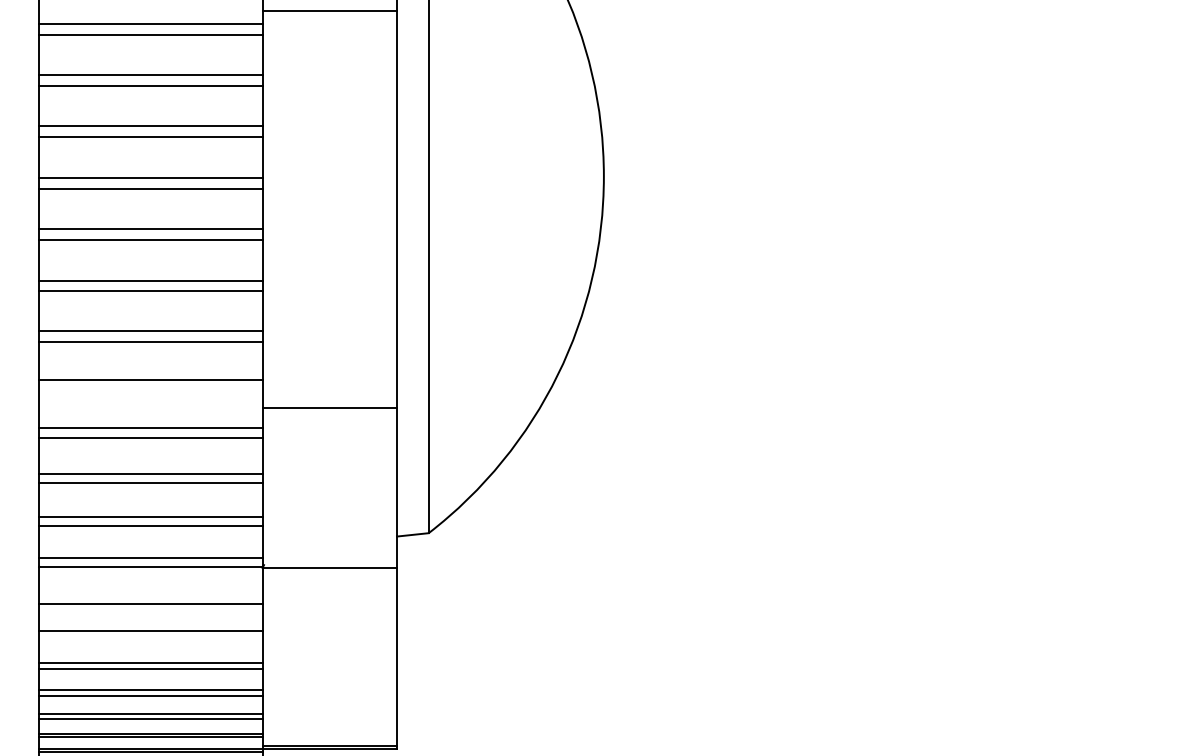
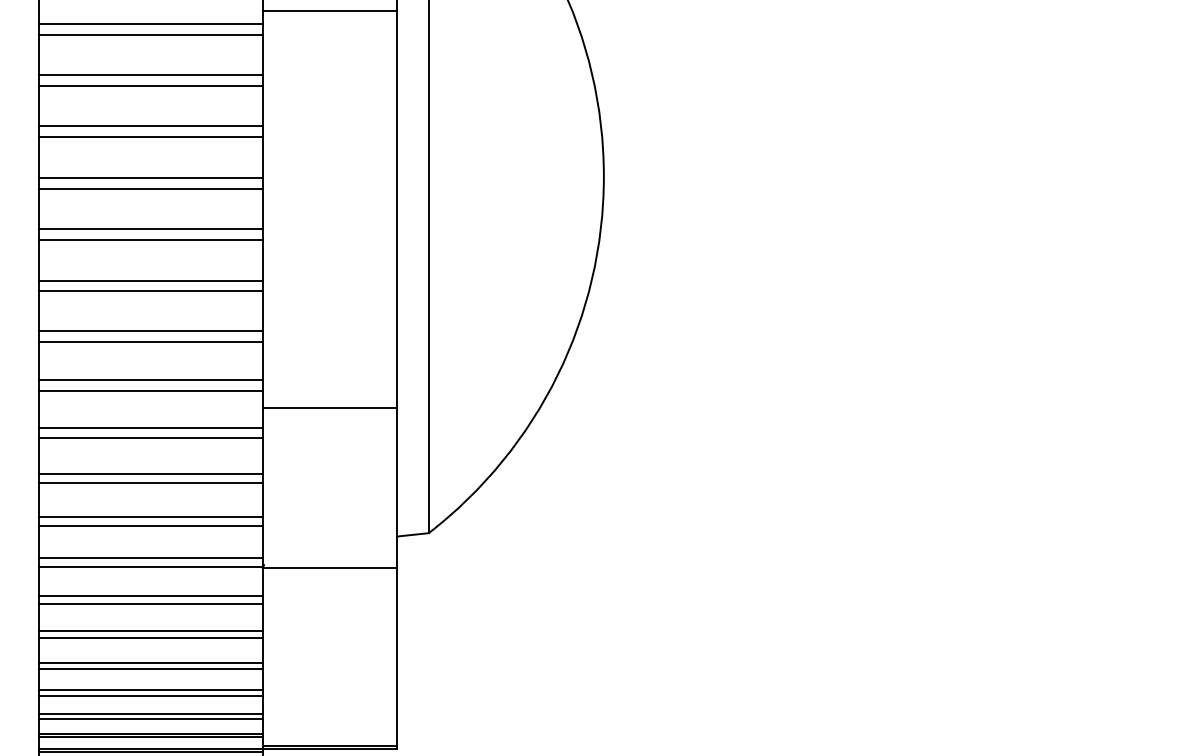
line: none -> present (150, 390)
line: none -> present (150, 596)
line: none -> present (150, 638)
